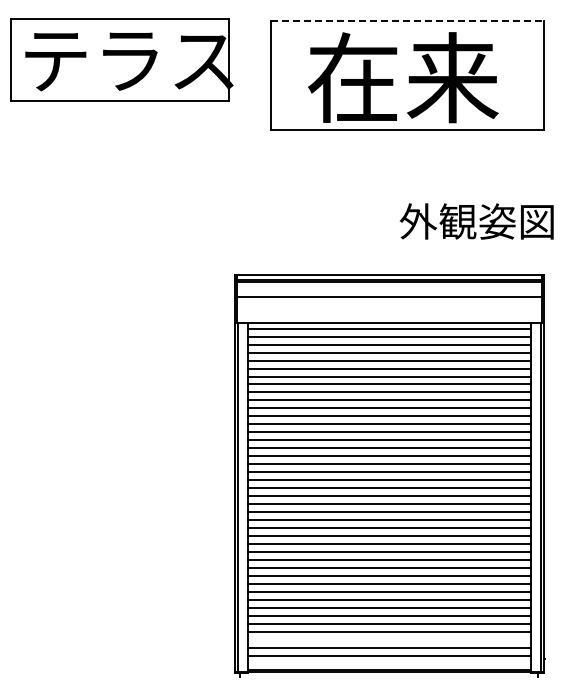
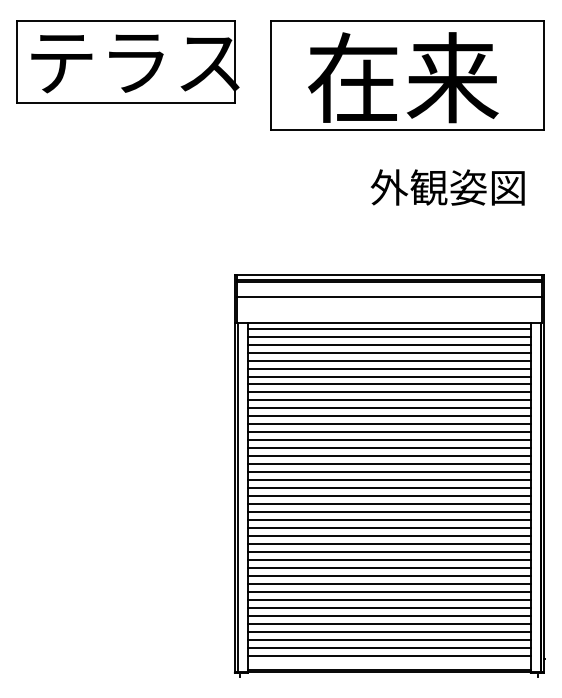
line: dashed -> solid (408, 20)
part position: (121, 59) -> (127, 61) (127, 61)
text position: (476, 221) -> (447, 187) (447, 187)
line: none -> present (388, 640)
